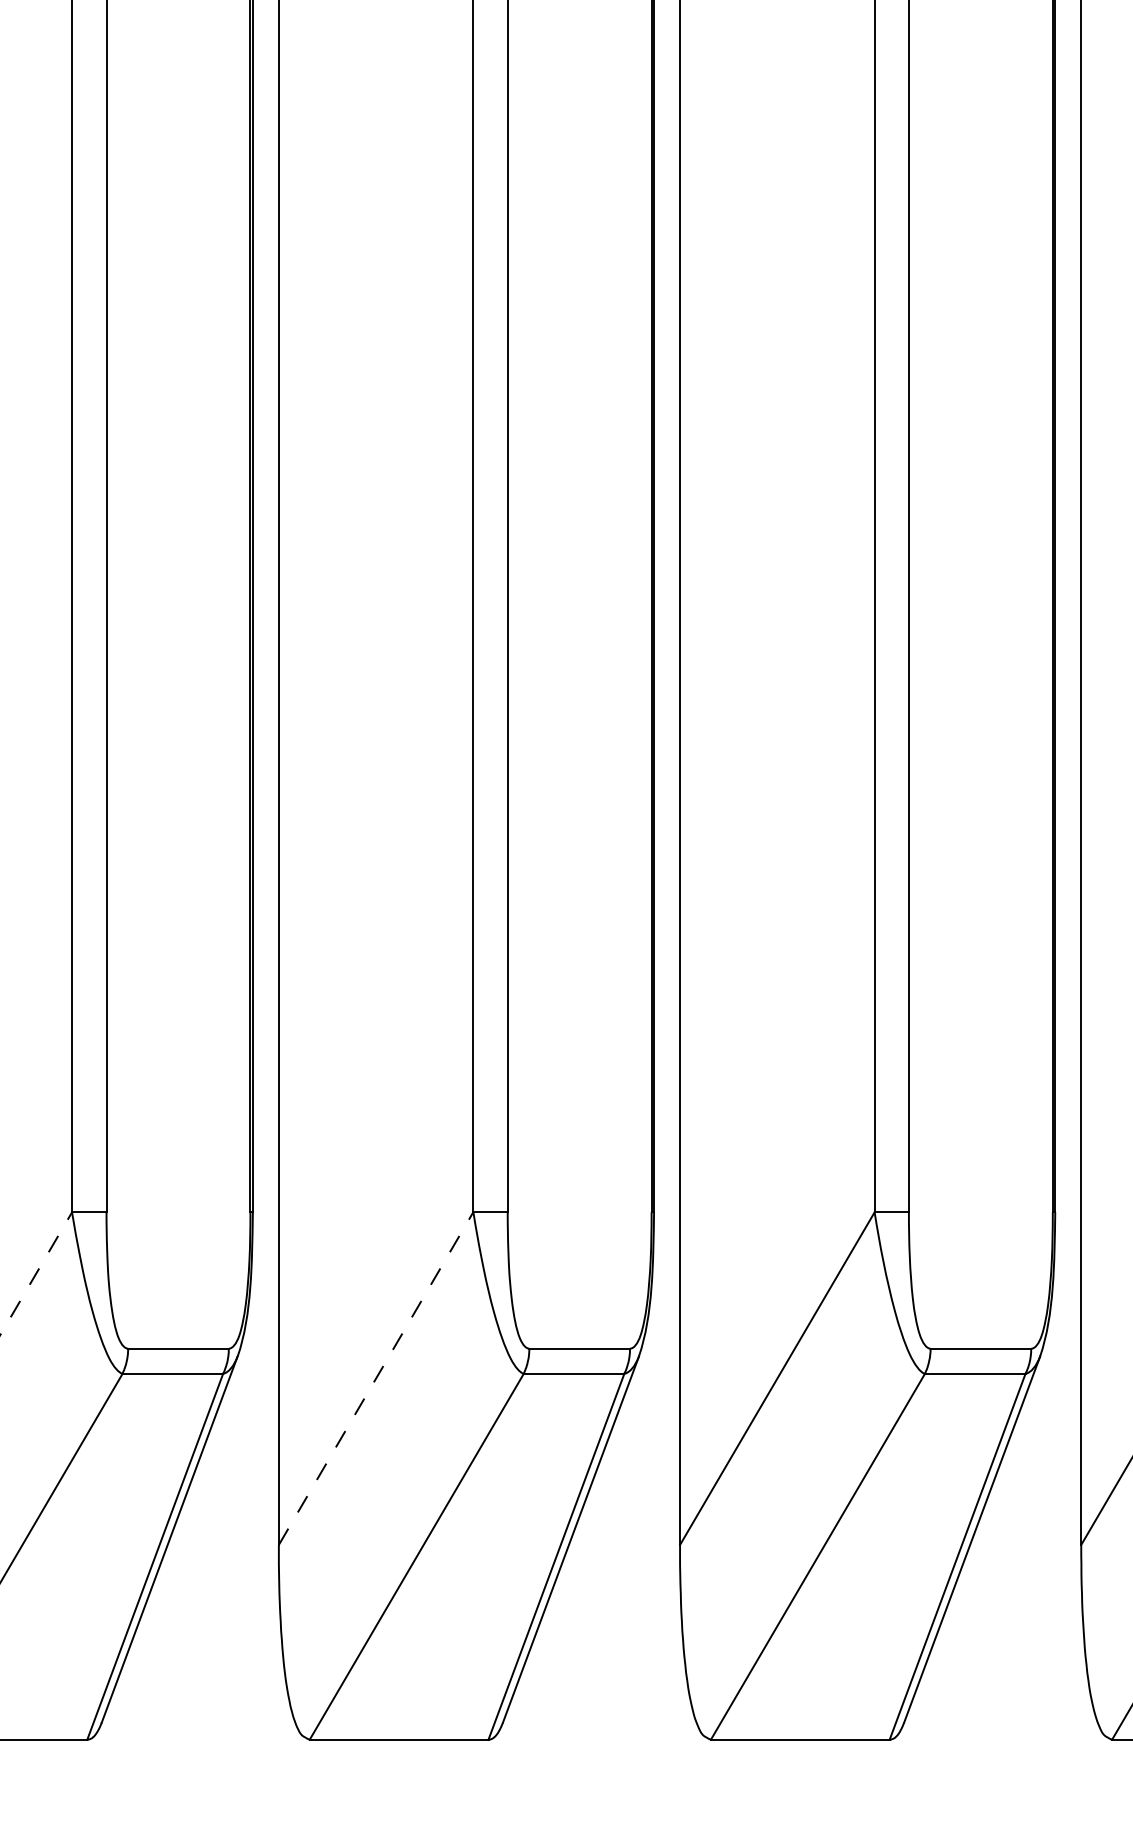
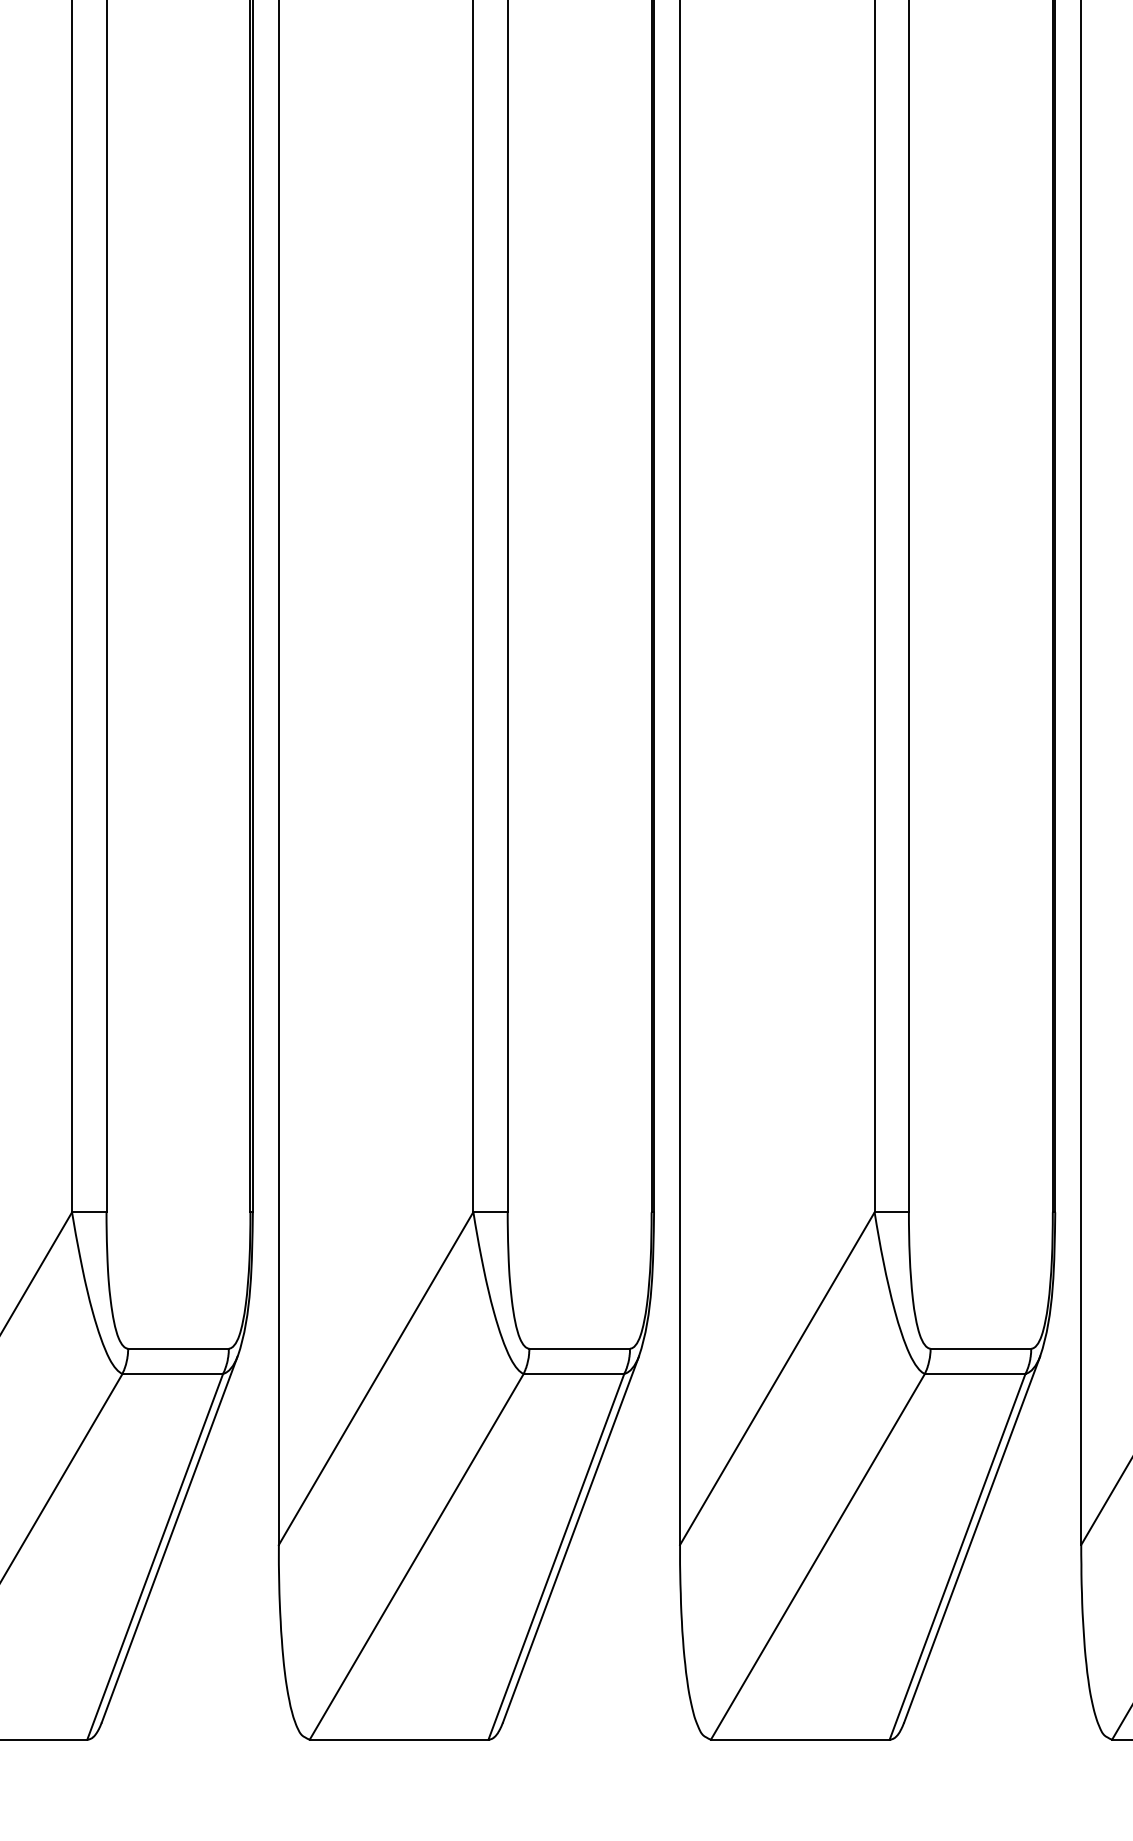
line: dashed -> solid (36, 1273)
line: dashed -> solid (376, 1378)
